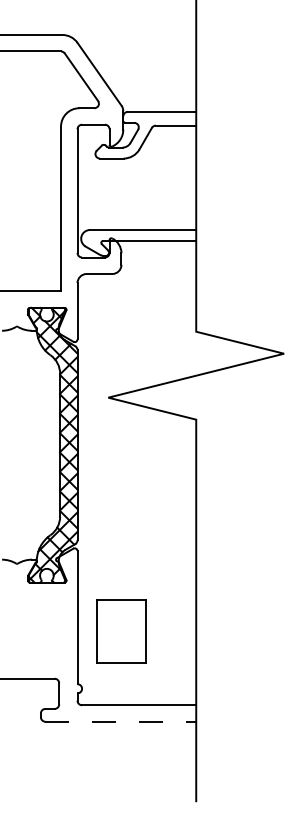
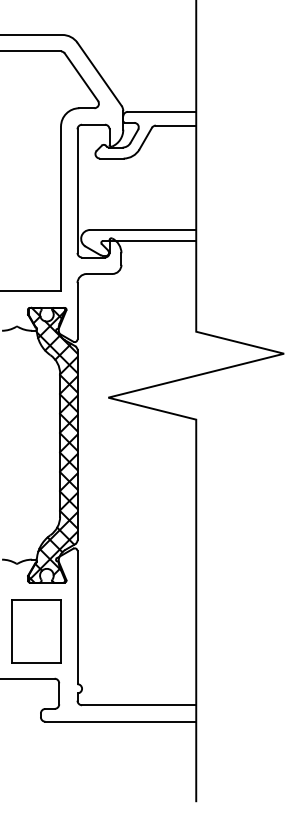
part position: (121, 631) -> (36, 631) (36, 631)
line: dashed -> solid (121, 721)
